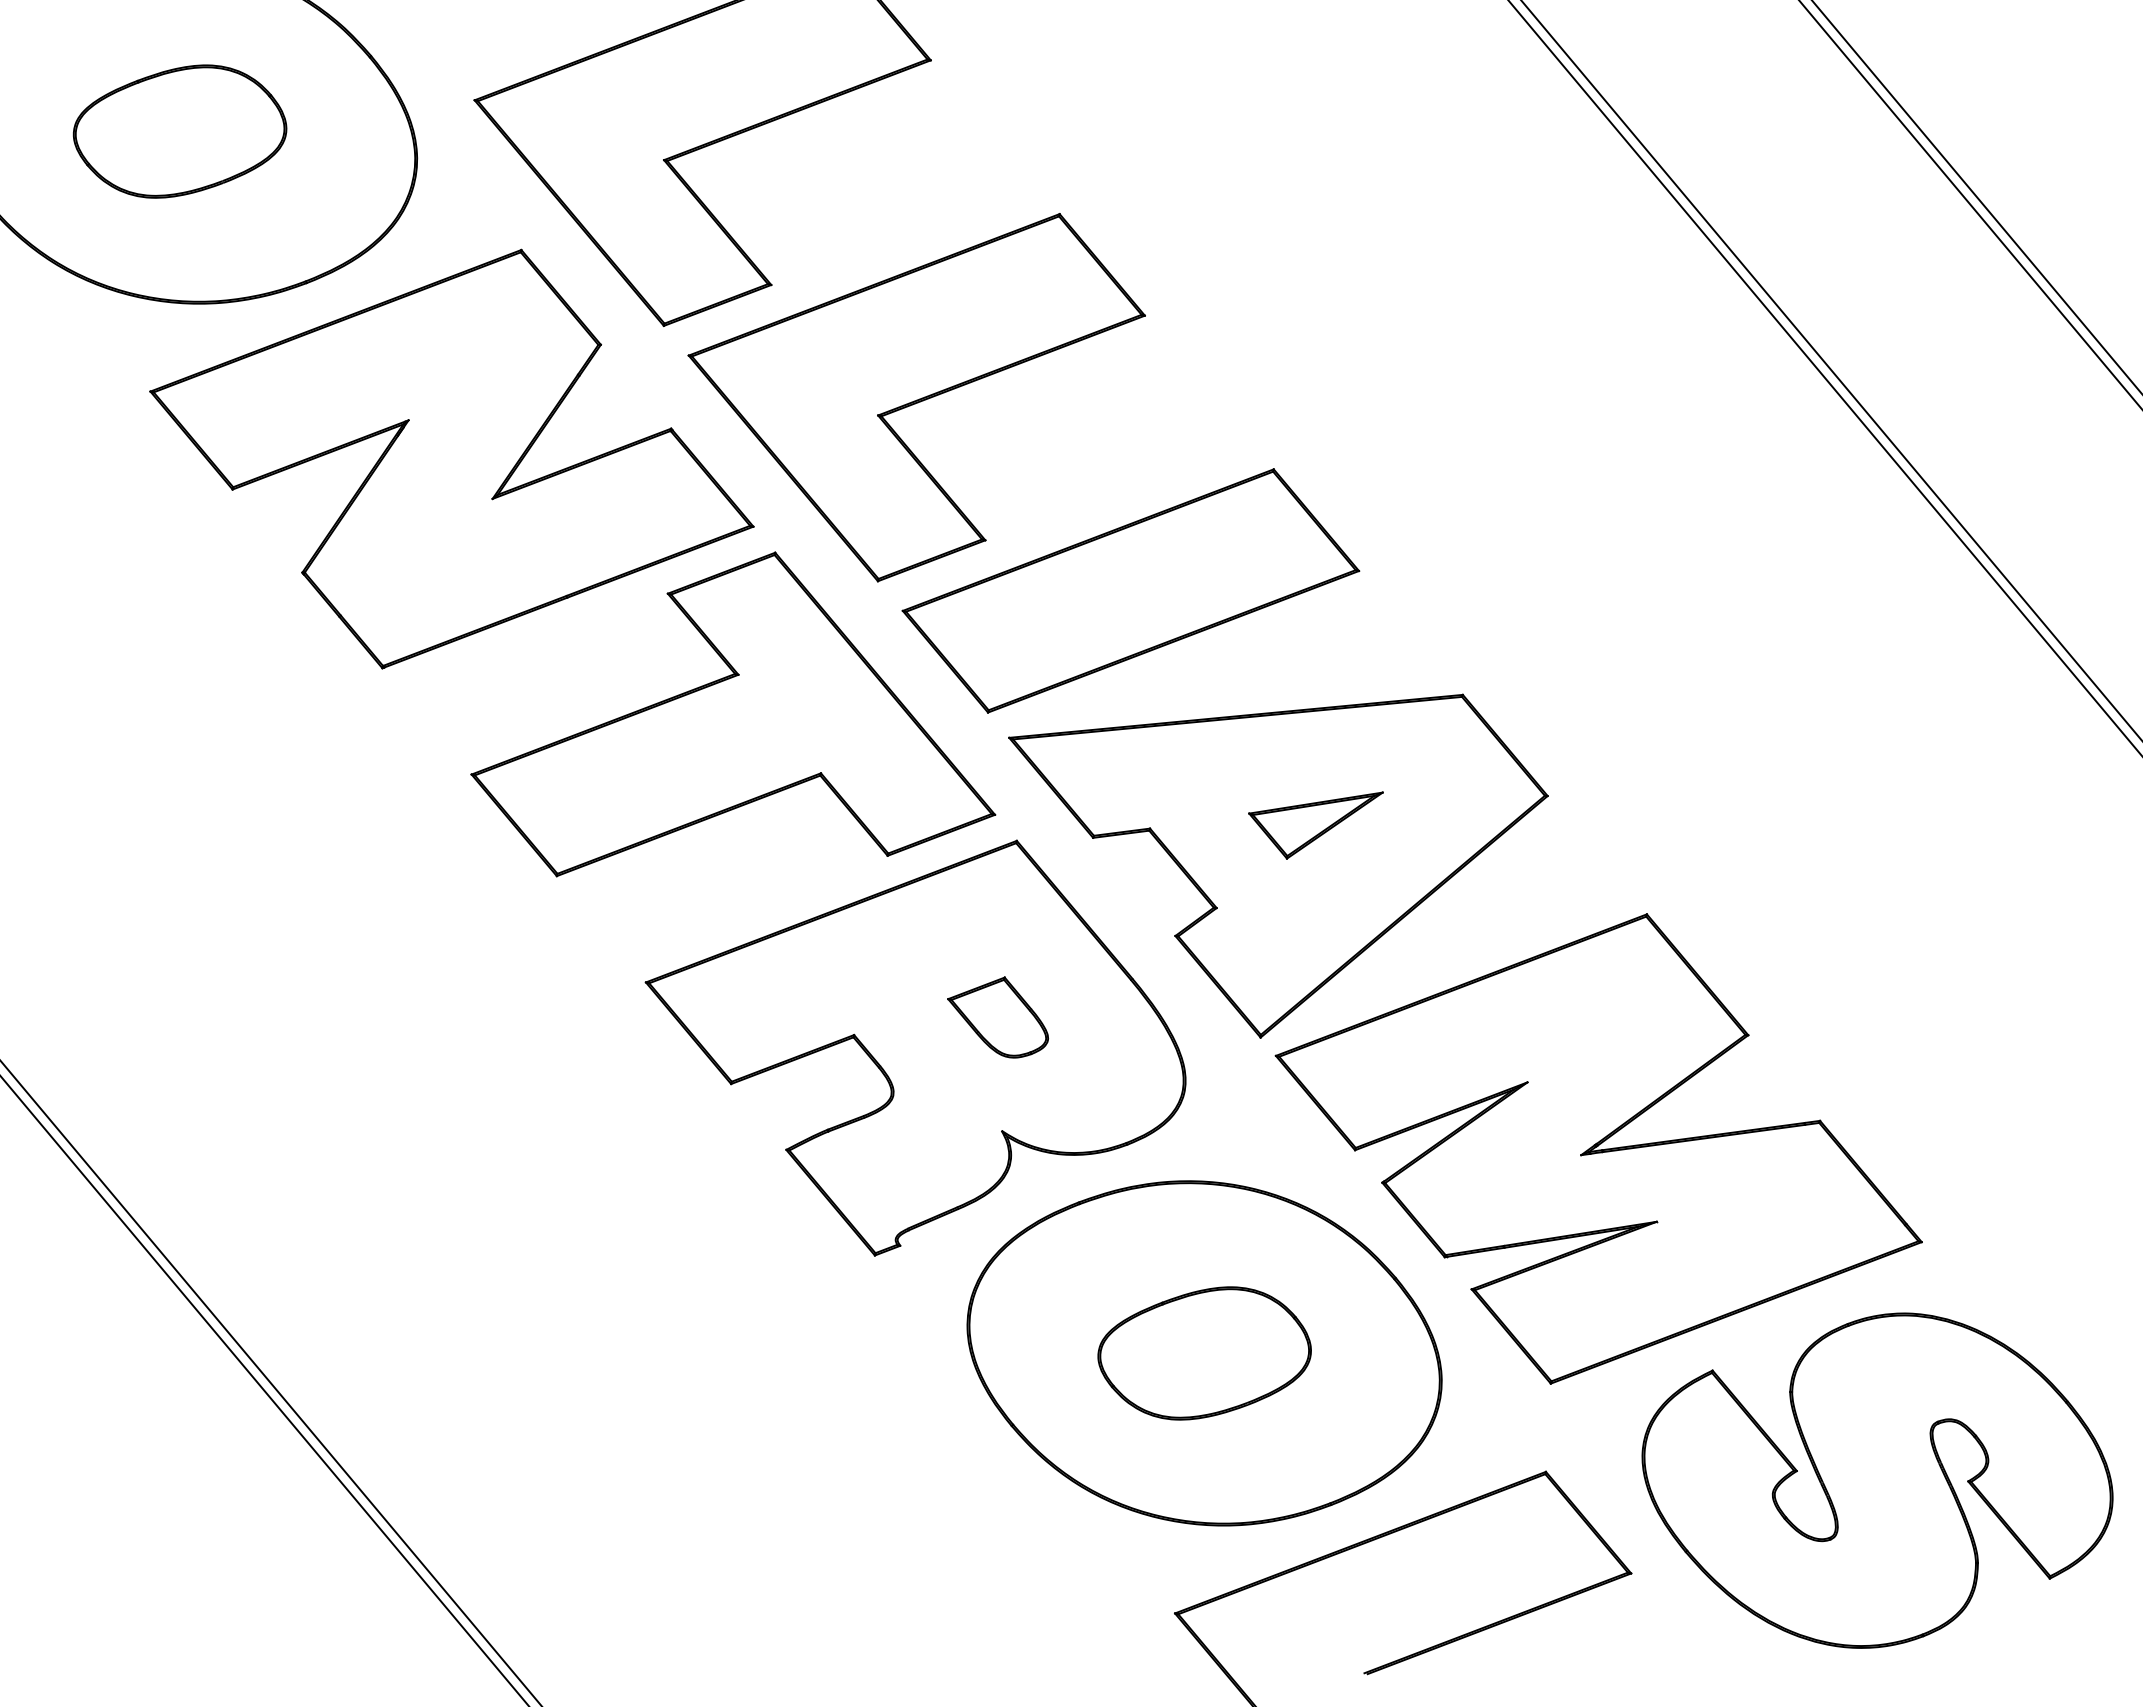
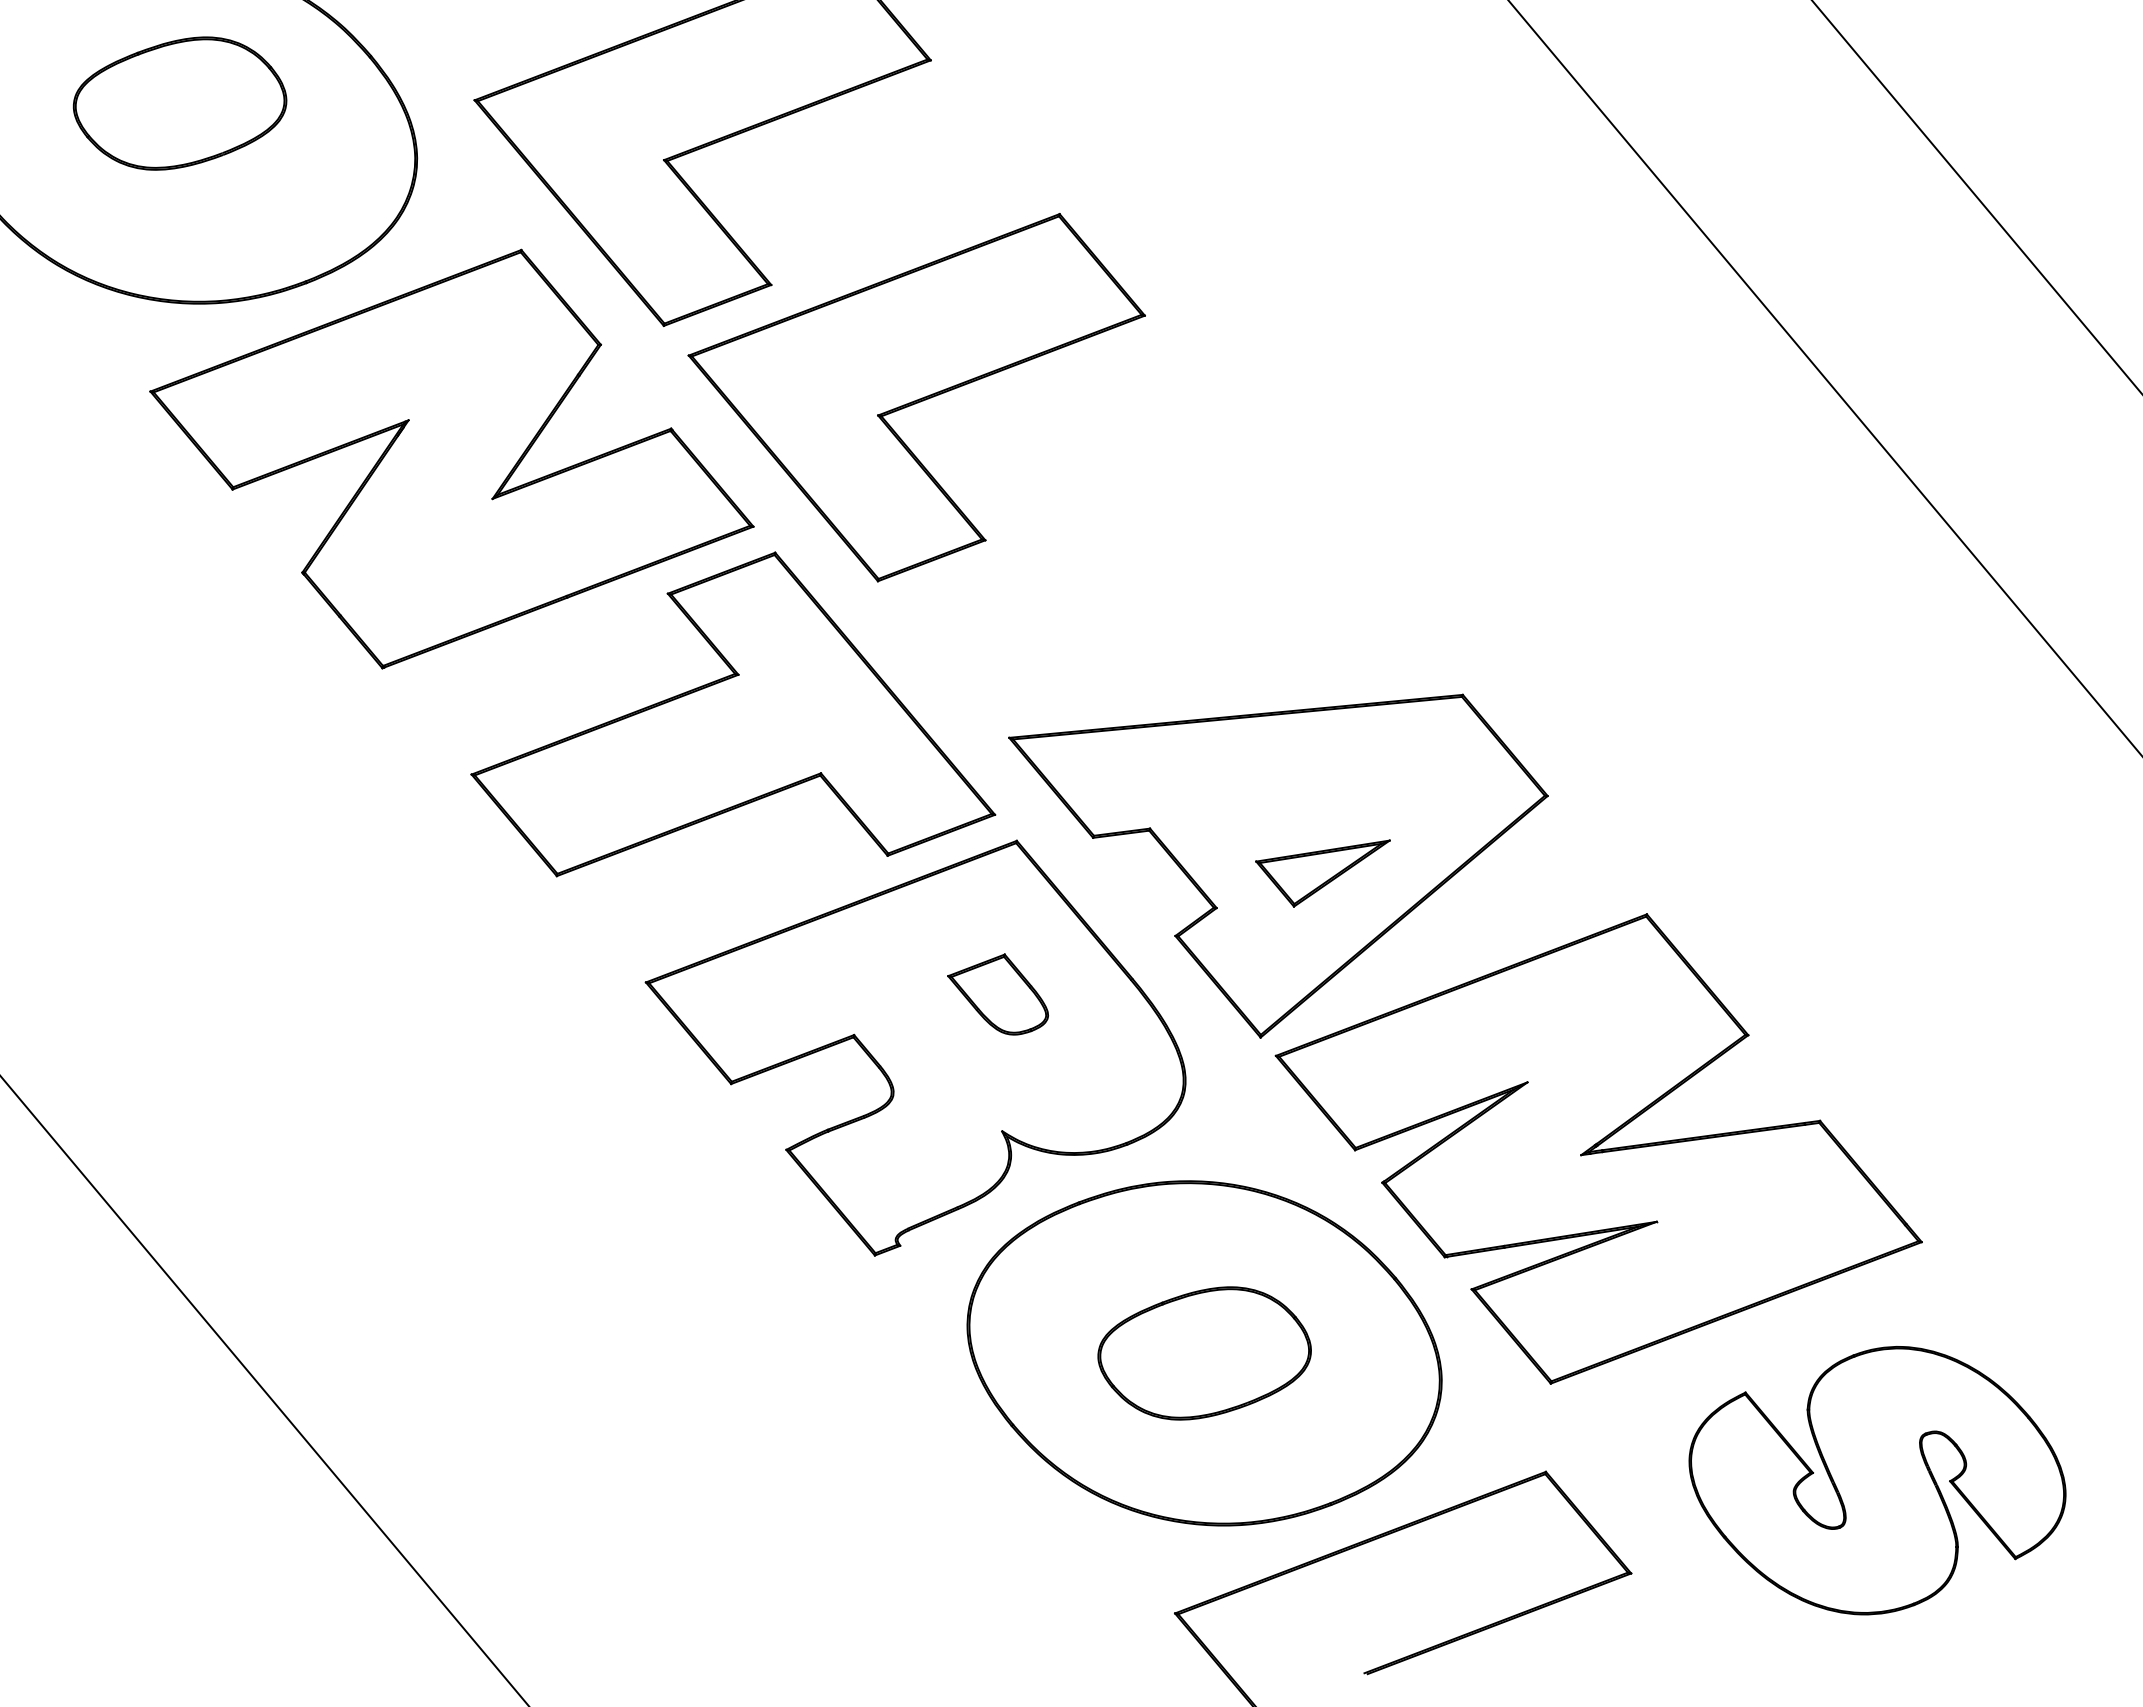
part position: (179, 131) -> (179, 103) (179, 103)
line: present -> none (1969, 204)
line: present -> none (1830, 369)
part: present -> none (1130, 590)
part position: (1315, 825) -> (1322, 873) (1322, 873)
part position: (997, 1017) -> (997, 994) (997, 994)
line: present -> none (270, 1383)
part size: 473x337 px -> 379x270 px (1877, 1480)
